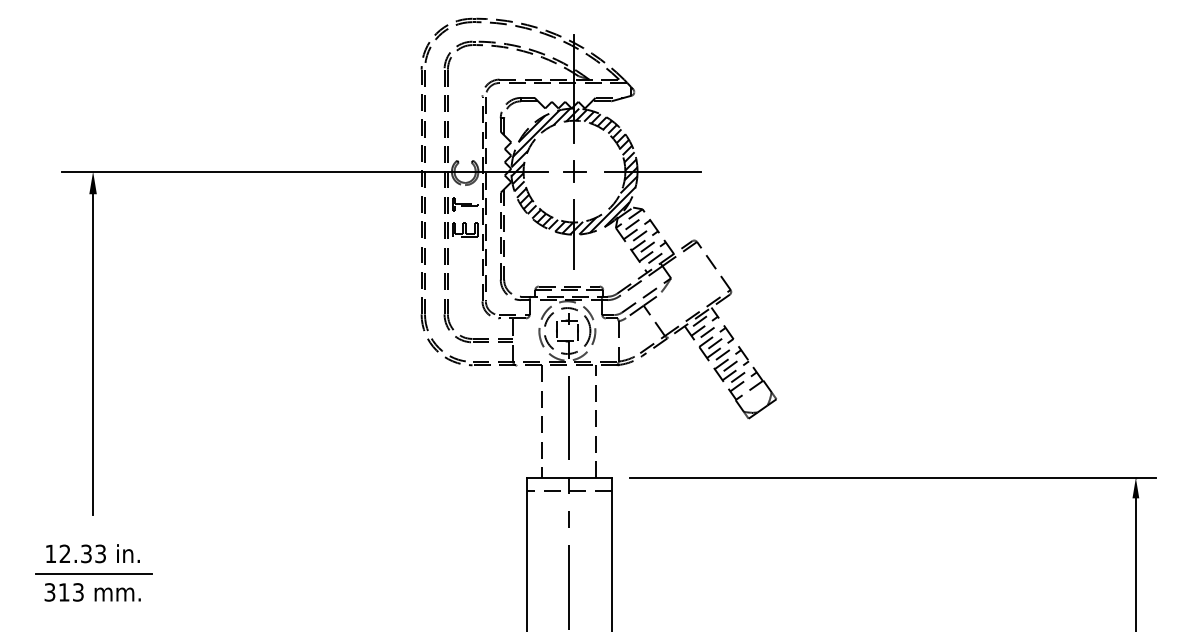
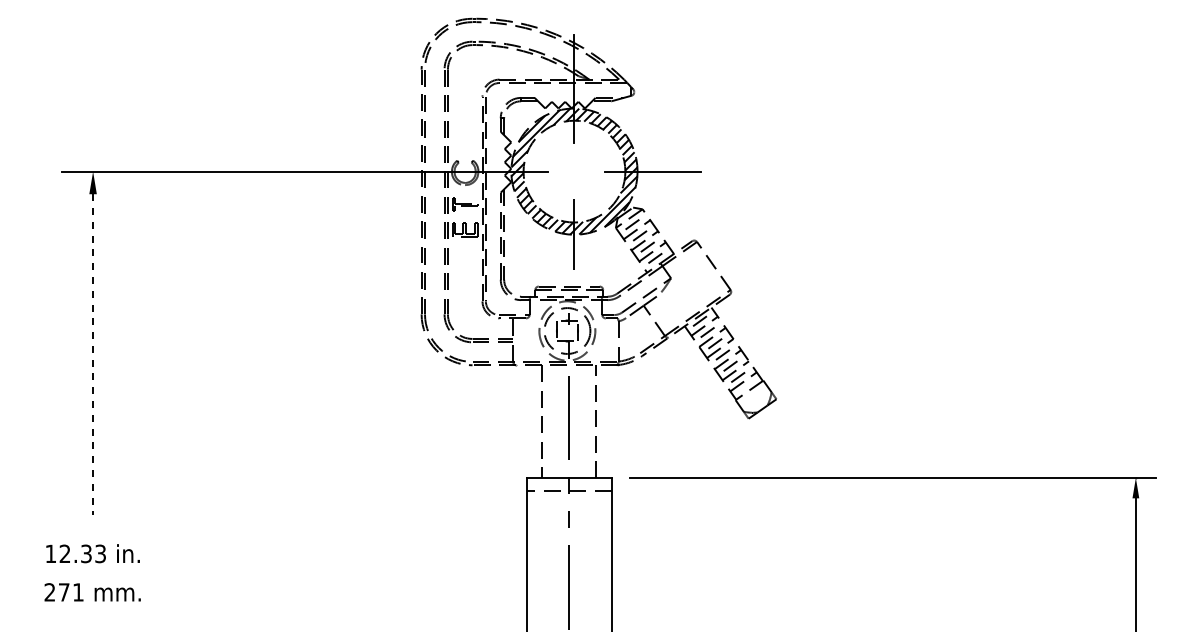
part: present -> none (574, 171)
line: solid -> dashed (93, 354)
line: present -> none (93, 574)
text: 313 -> 271 (63, 592)
